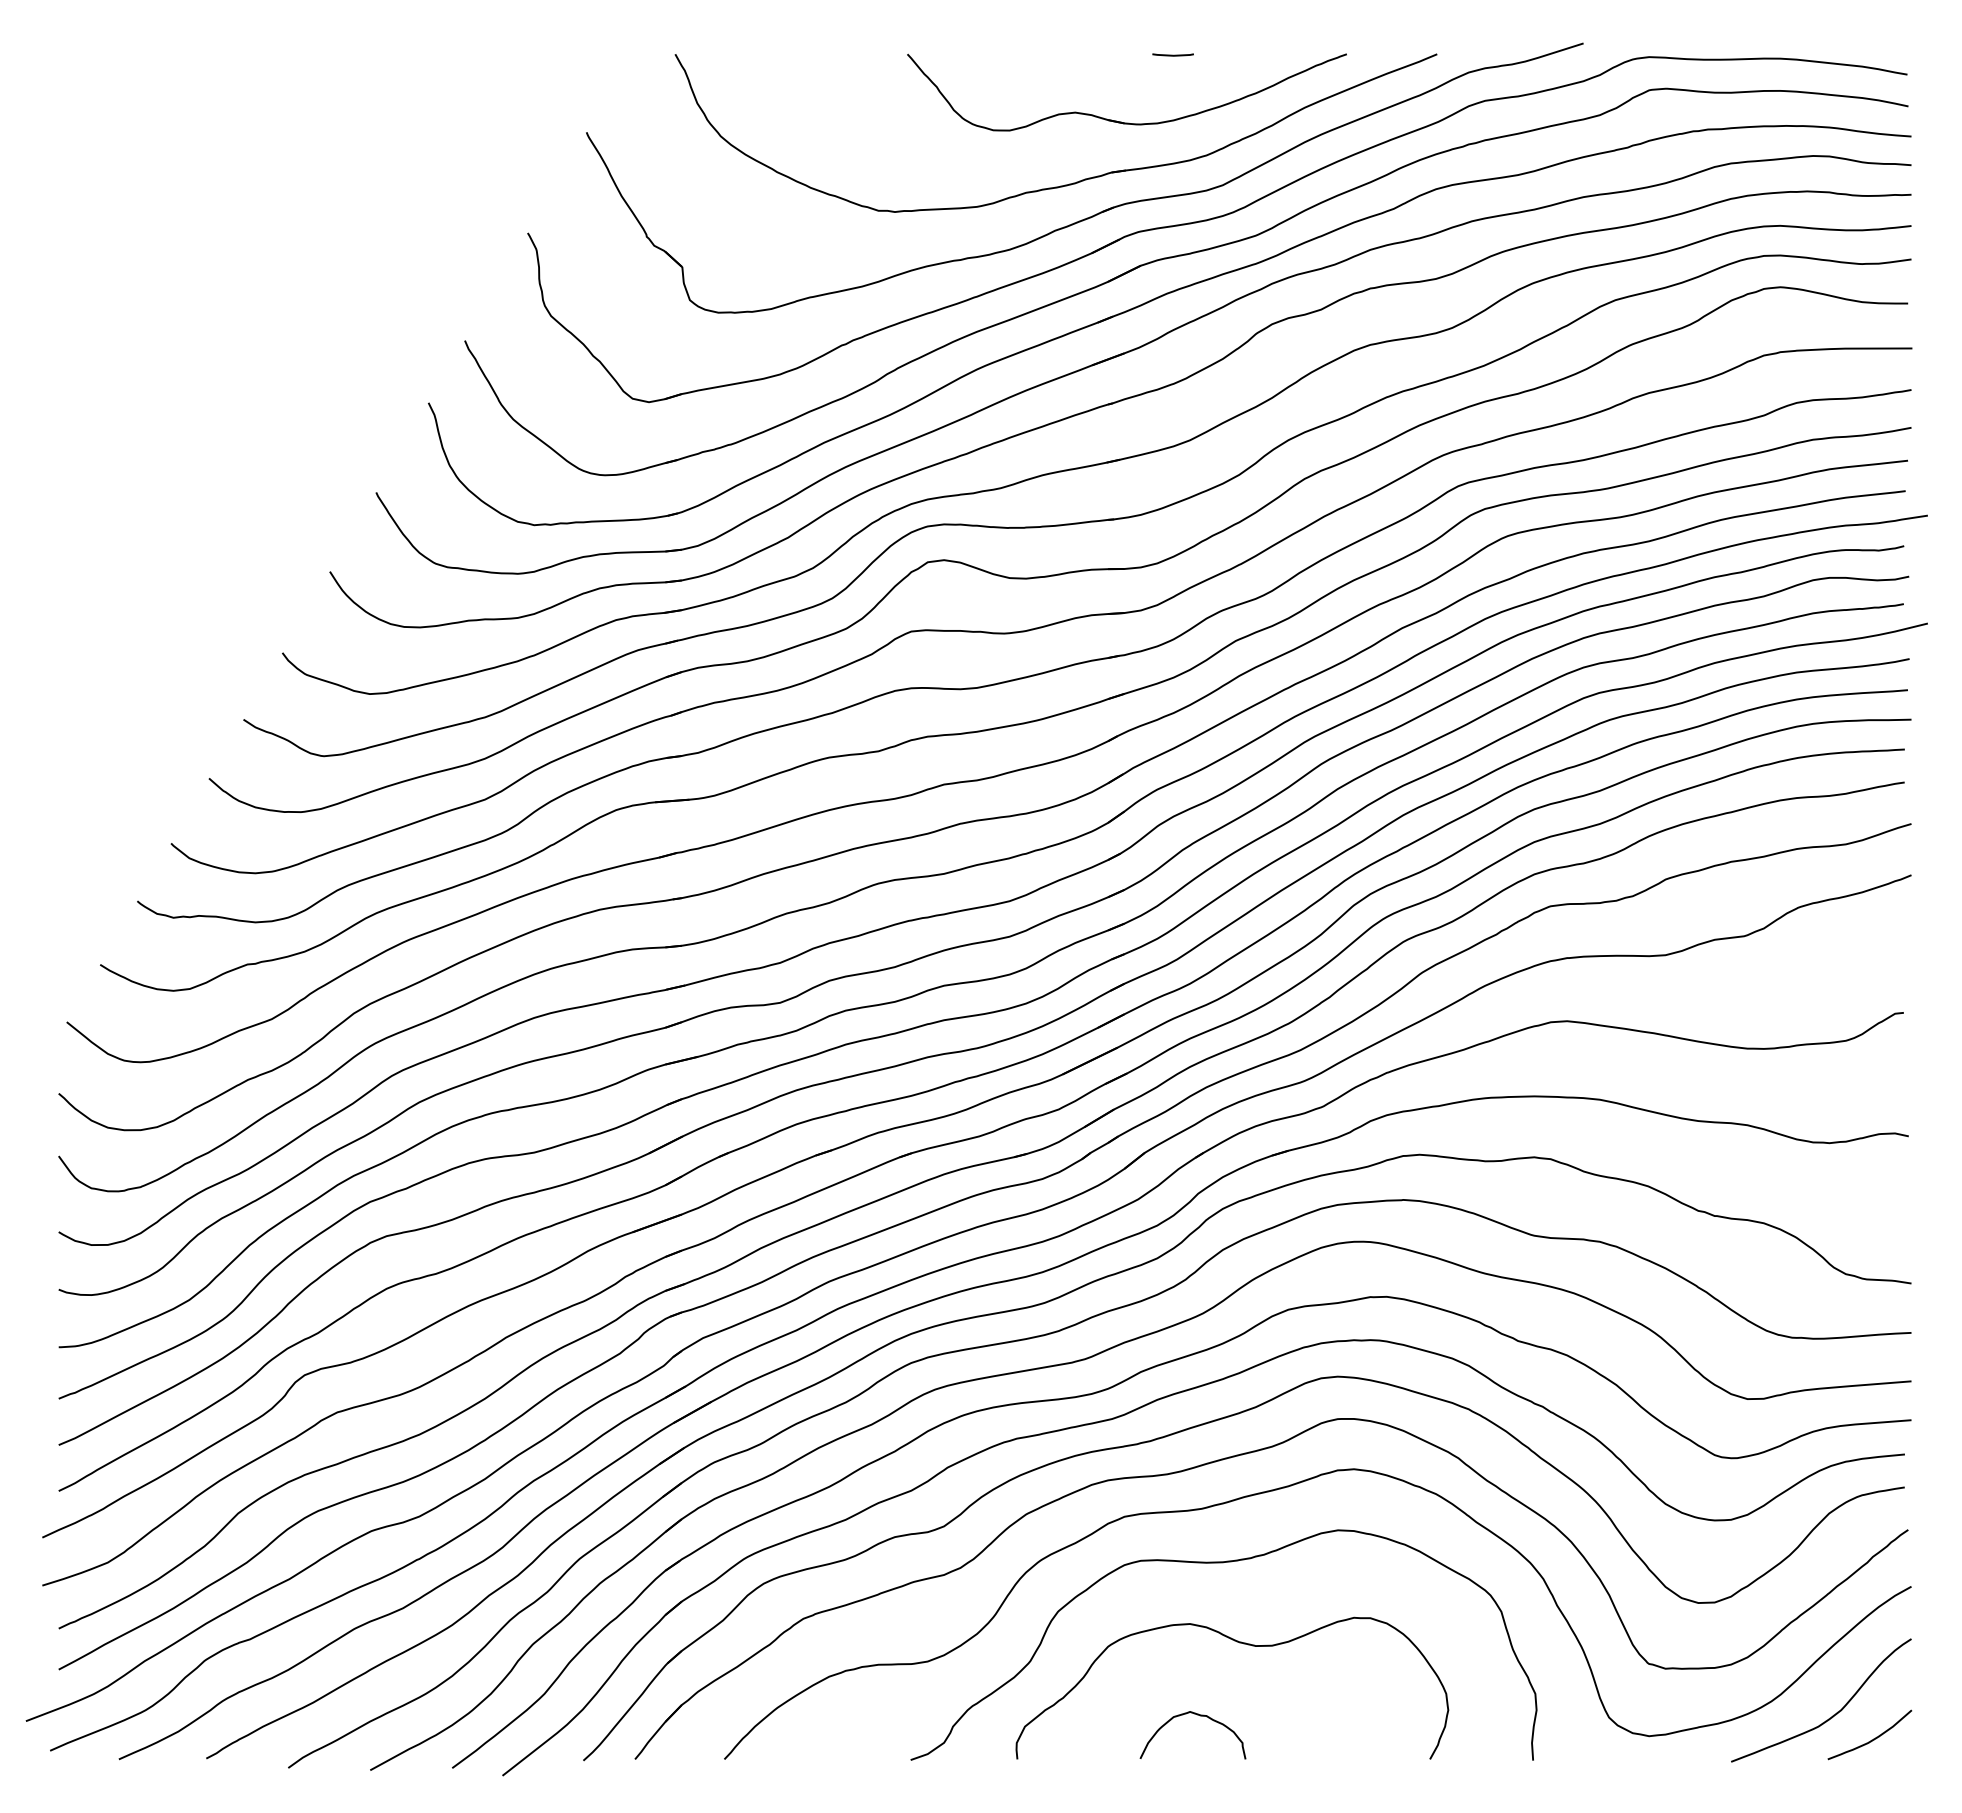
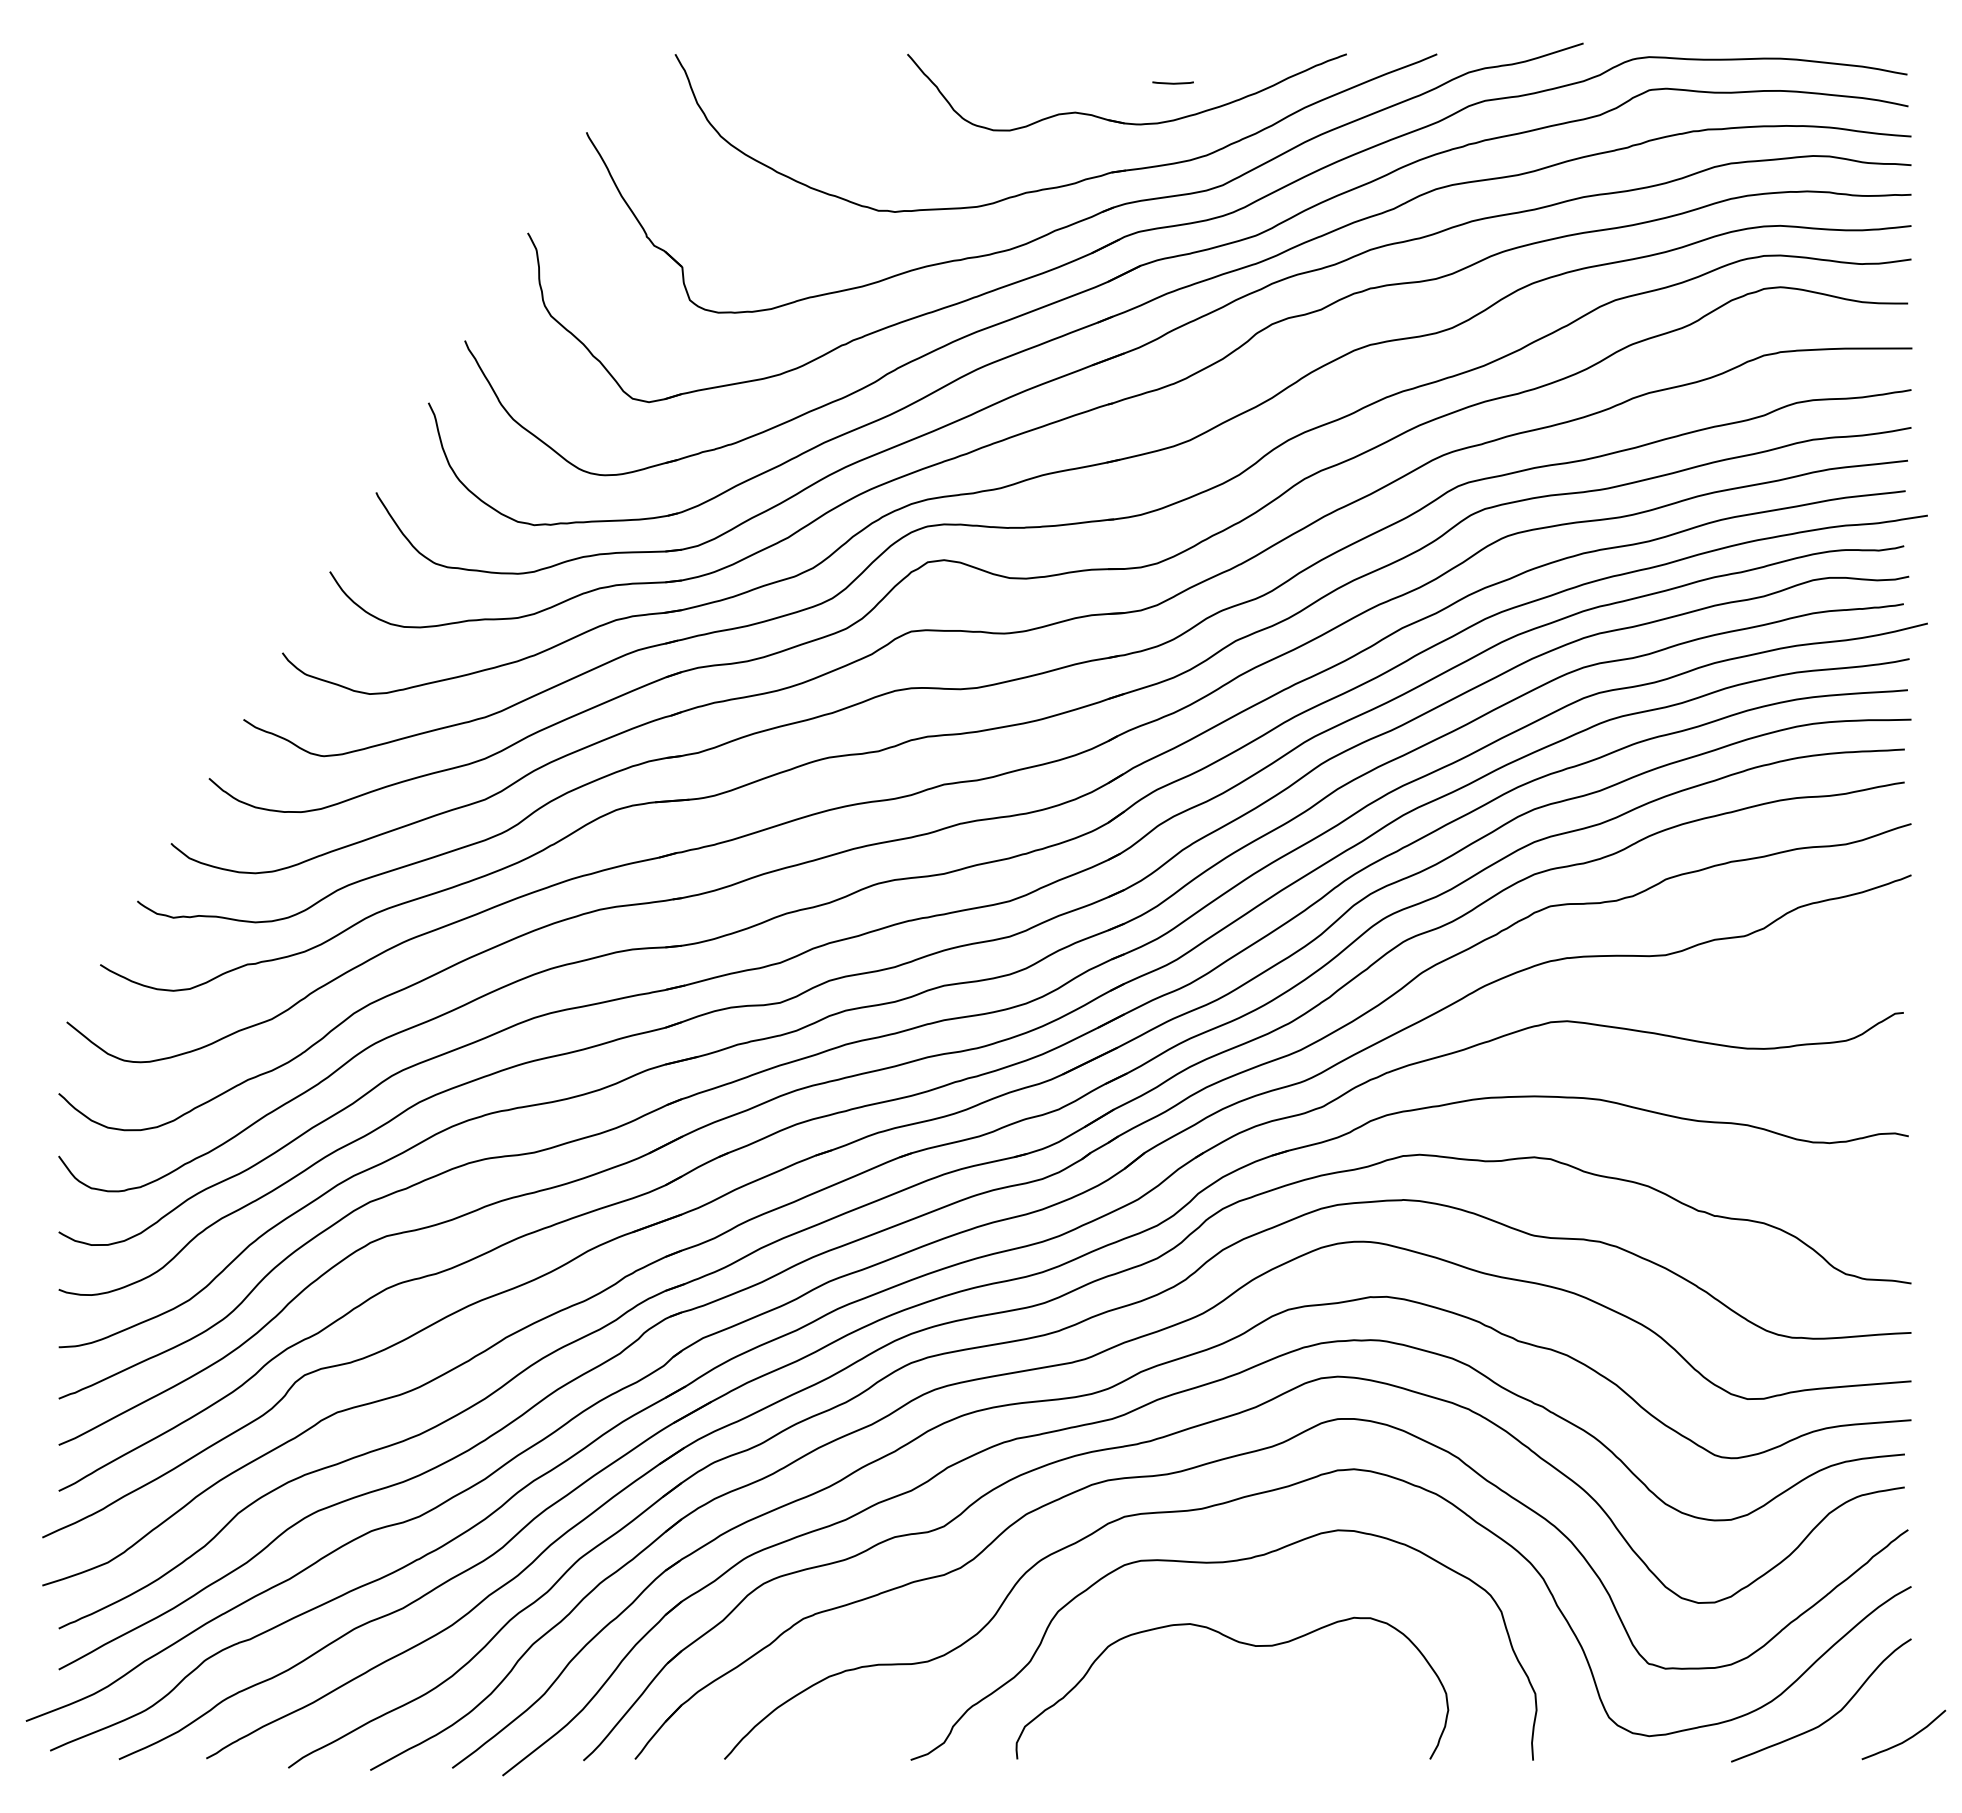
line position: (1172, 54) -> (1172, 82) (1172, 82)
curve: present -> none (1197, 1715)
curve position: (1871, 1739) -> (1905, 1739) (1905, 1739)
